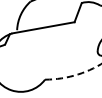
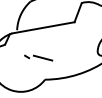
part: none -> present (38, 57)
arc: dashed -> solid (75, 75)
